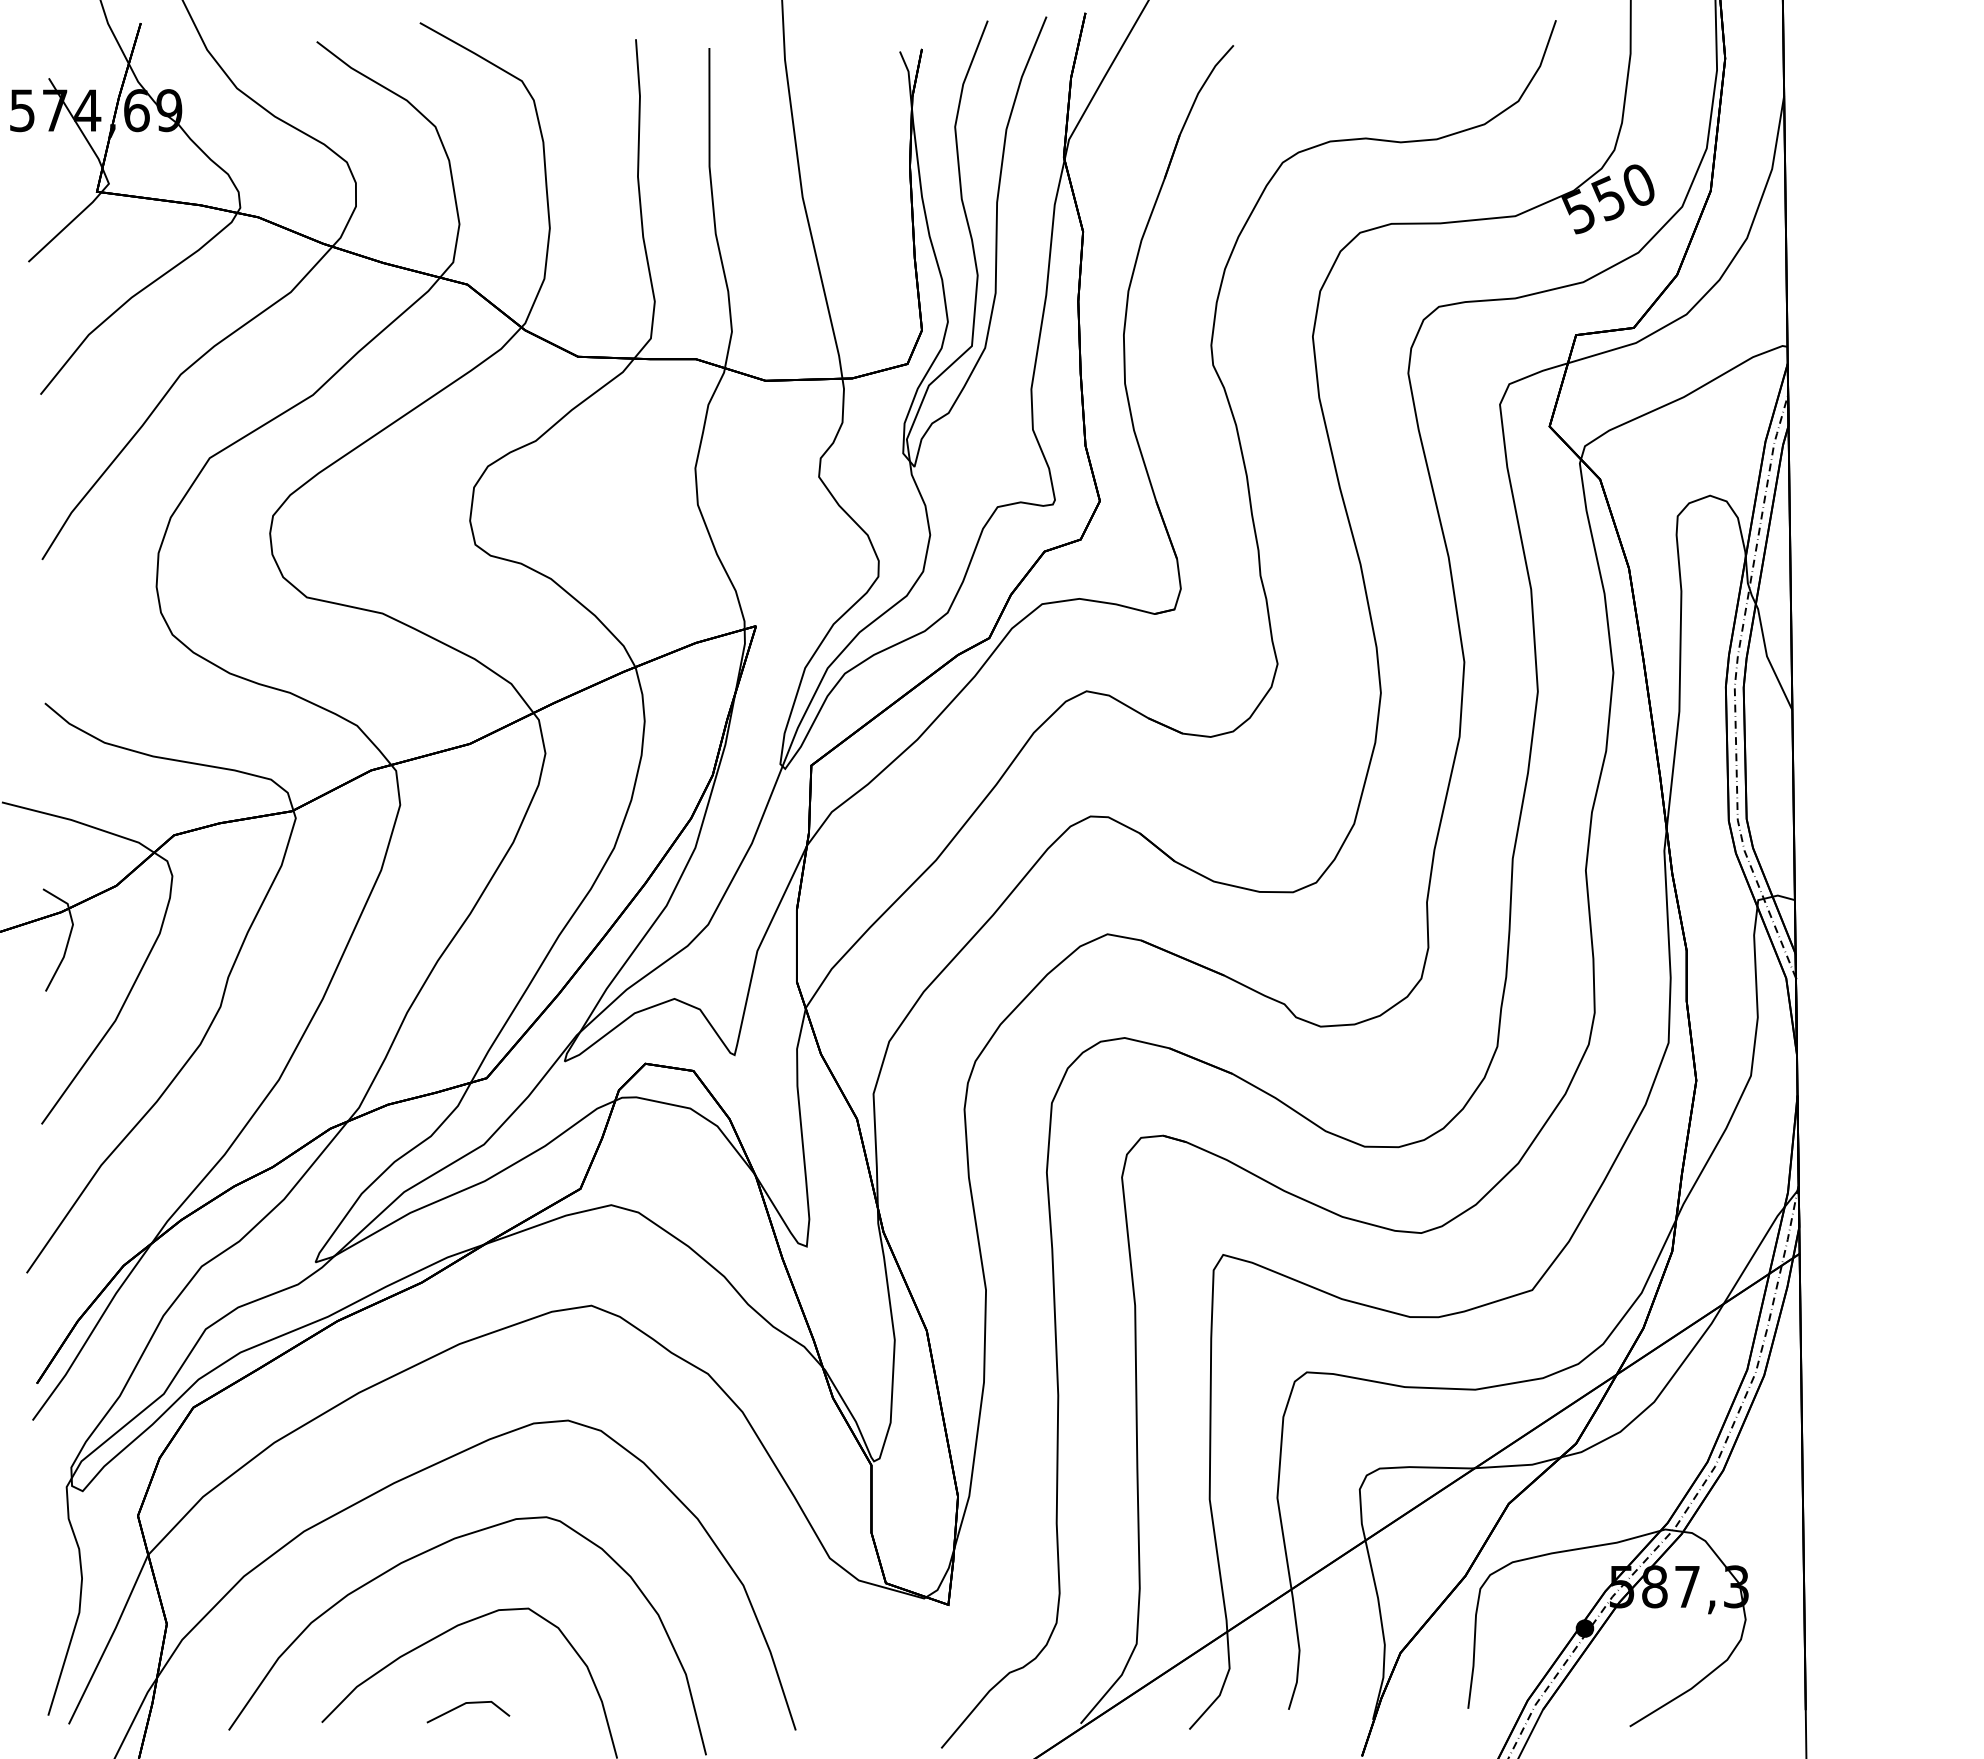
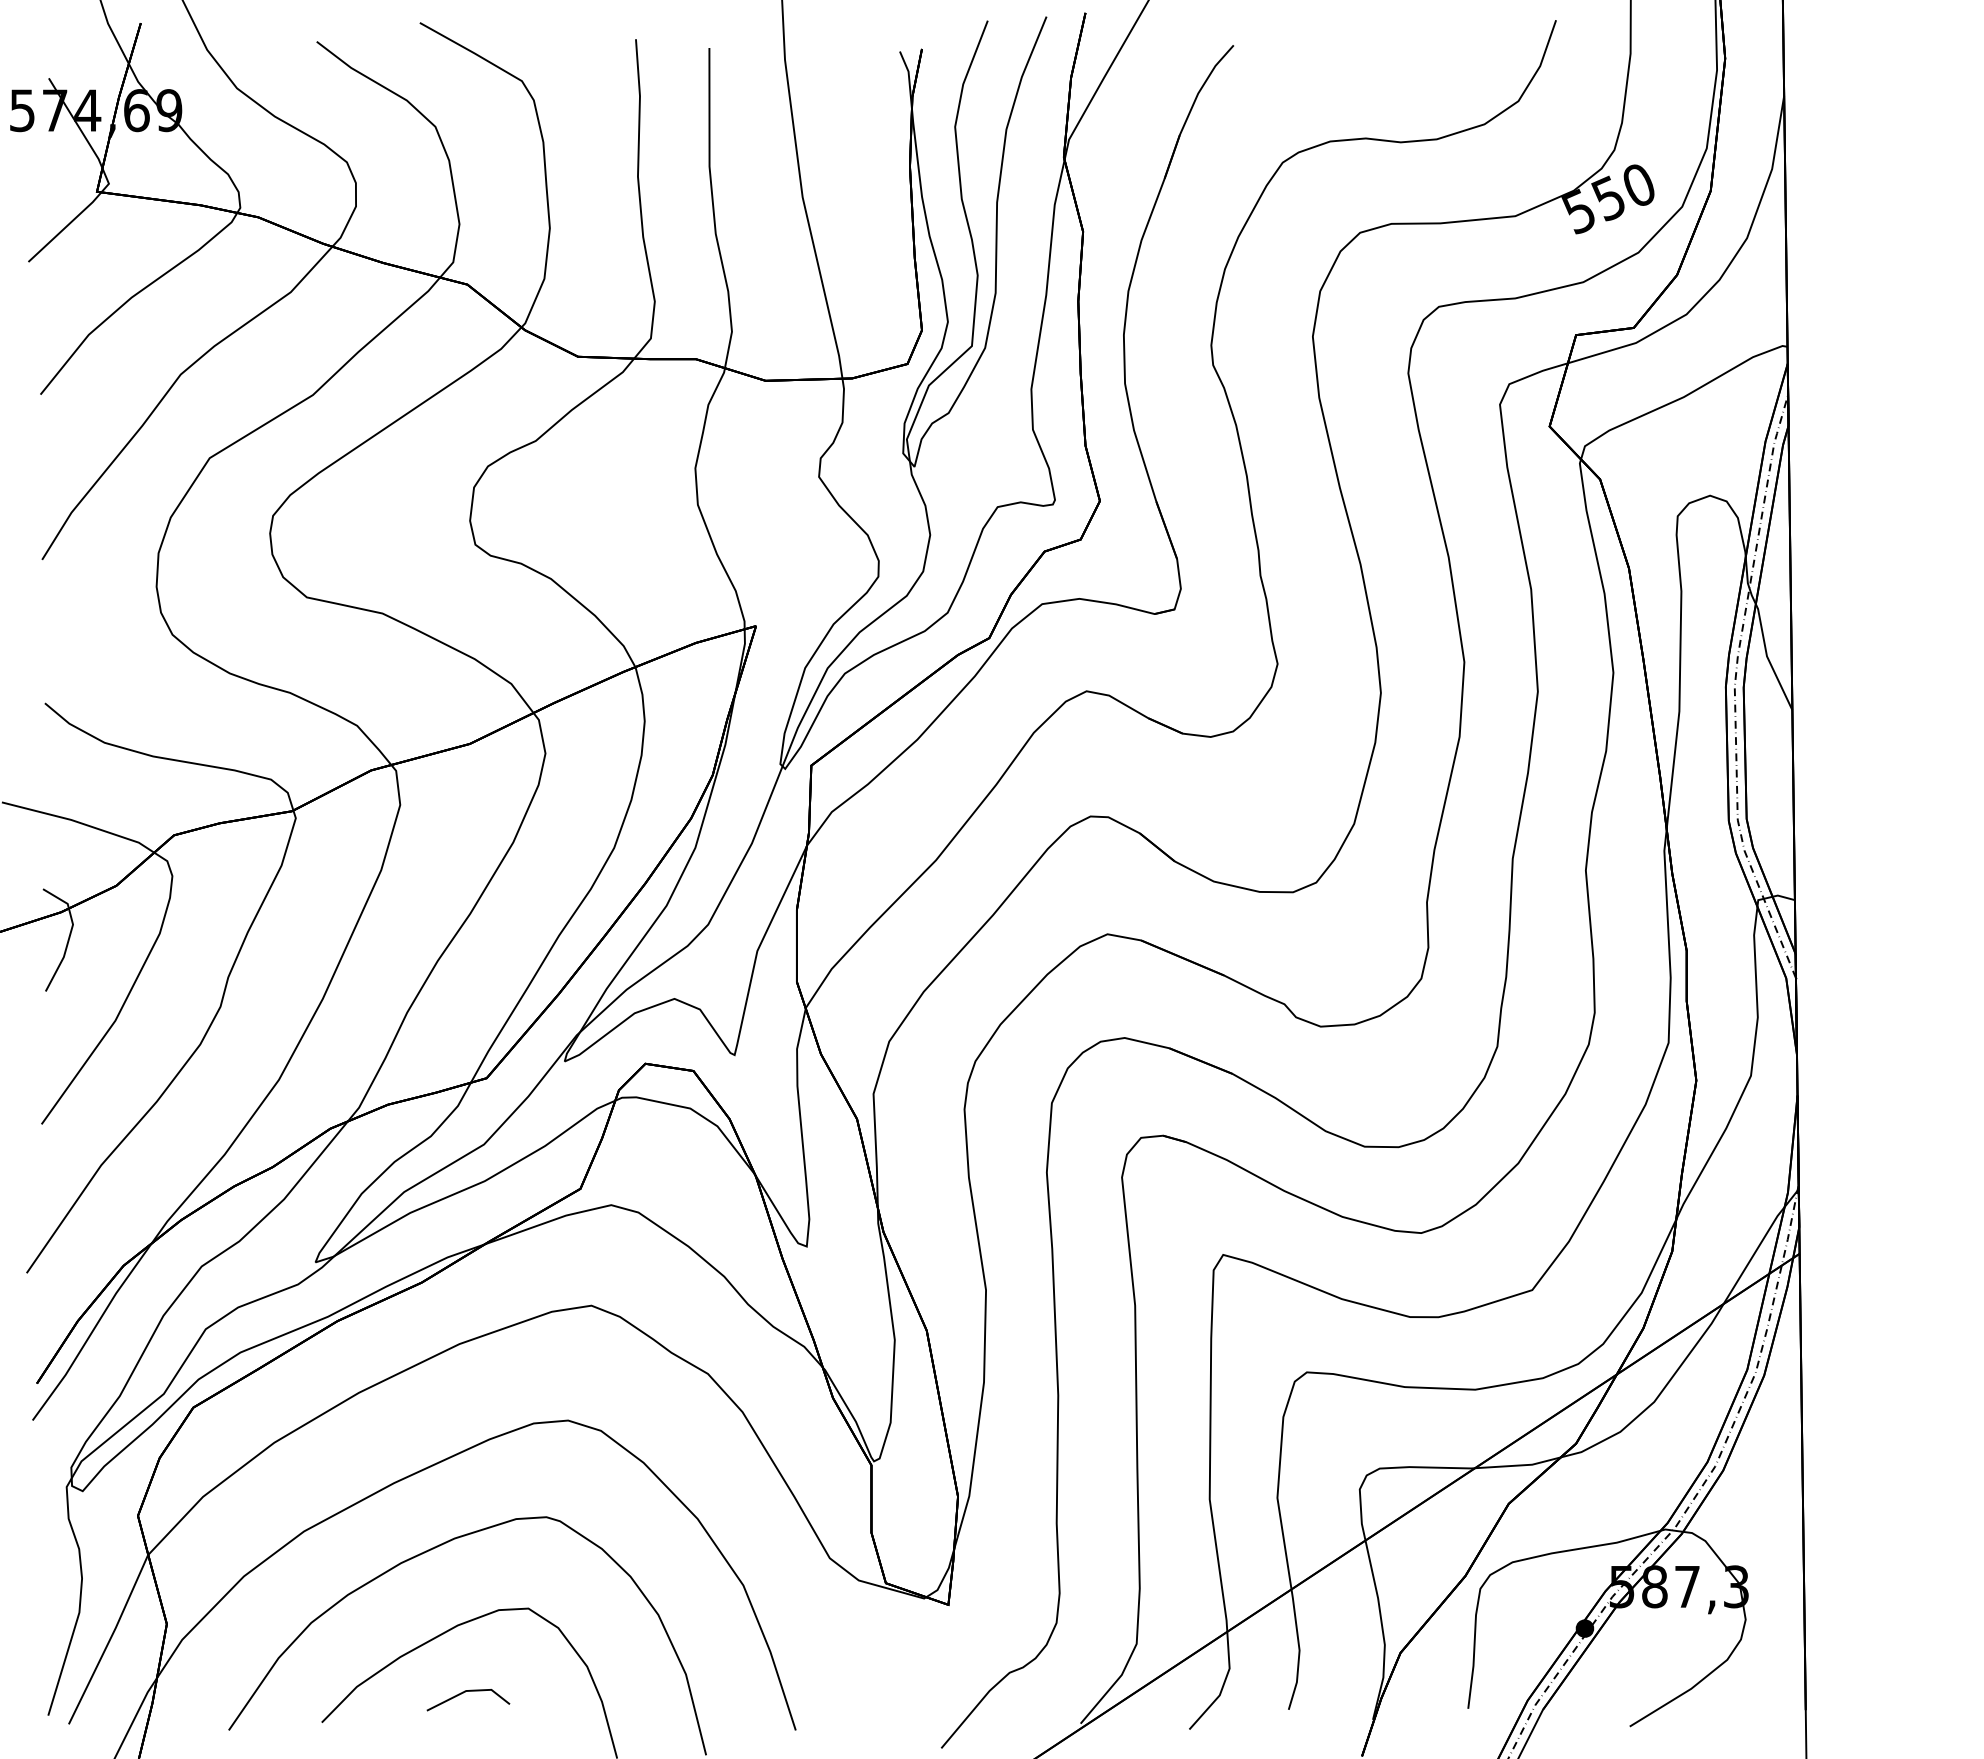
line position: (465, 1704) -> (465, 1692) (465, 1692)
